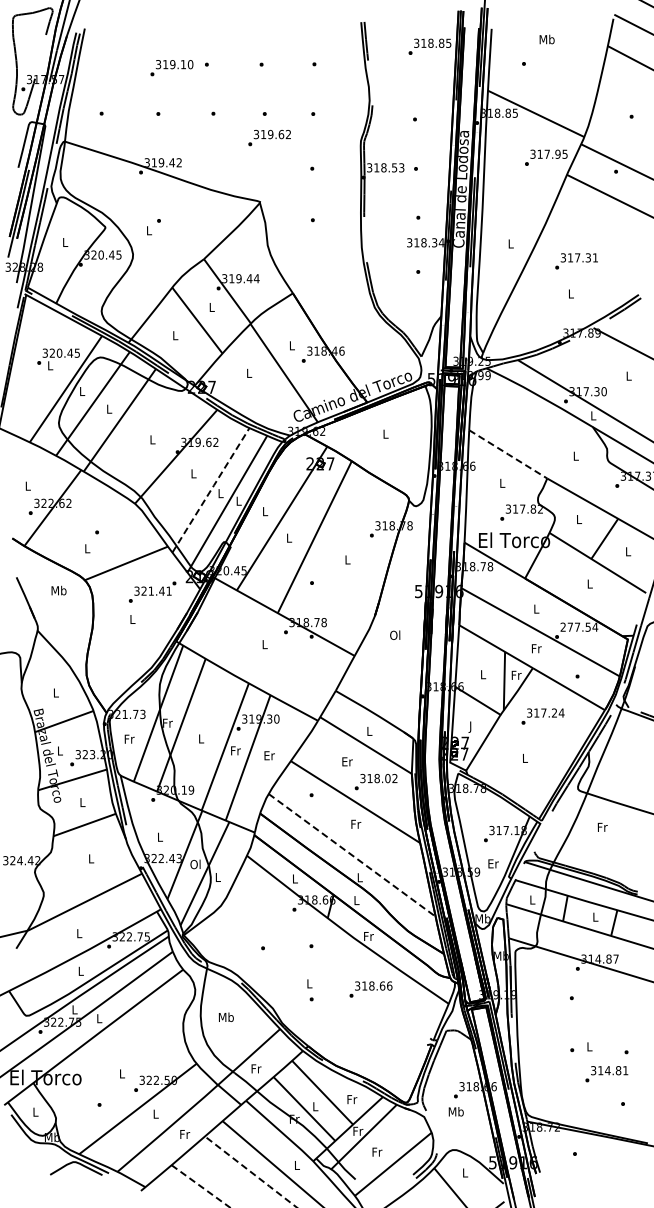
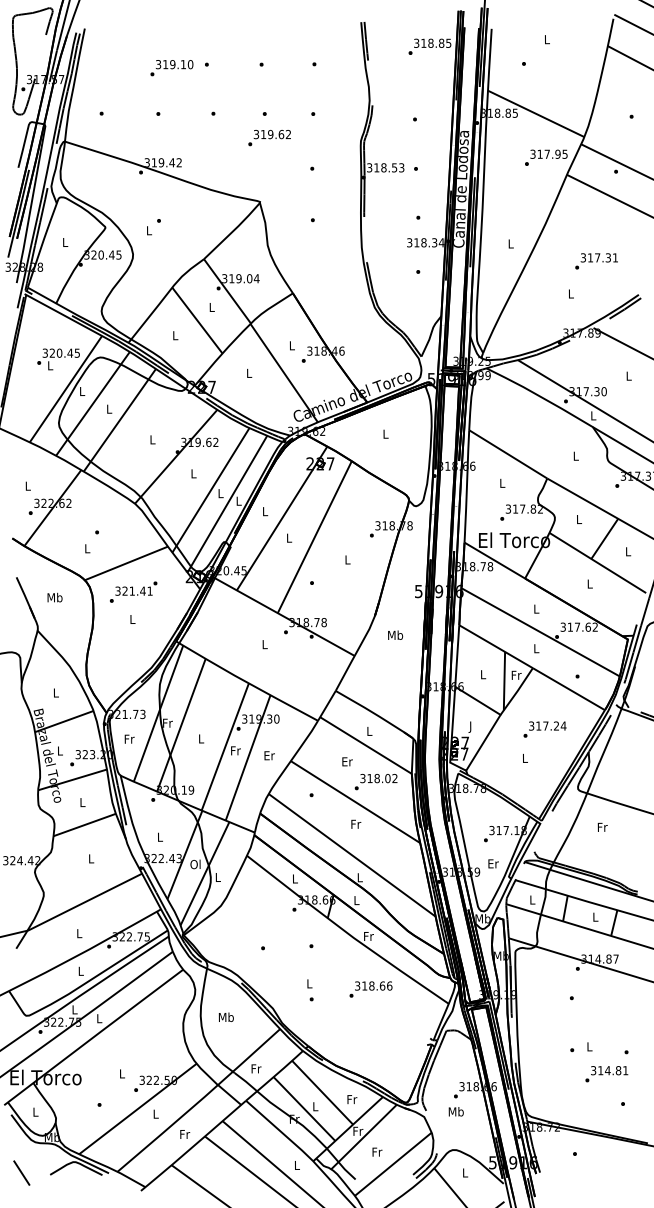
text: Mb -> L (546, 39)
text position: (576, 261) -> (596, 261) (596, 261)
text: 319.44 -> 319.04 (249, 278)
line: dashed -> solid (508, 454)
line: dashed -> solid (211, 489)
text position: (58, 590) -> (54, 597) (54, 597)
text position: (152, 591) -> (133, 591) (133, 591)
text: 277.54 -> 317.62 (579, 626)
text: Ol -> Mb (395, 634)
text: Fr -> L (536, 648)
text position: (542, 716) -> (544, 729) (544, 729)
line: dashed -> solid (353, 855)
line: none -> present (21, 1172)
line: dashed -> solid (251, 1172)
line: dashed -> solid (201, 1186)
